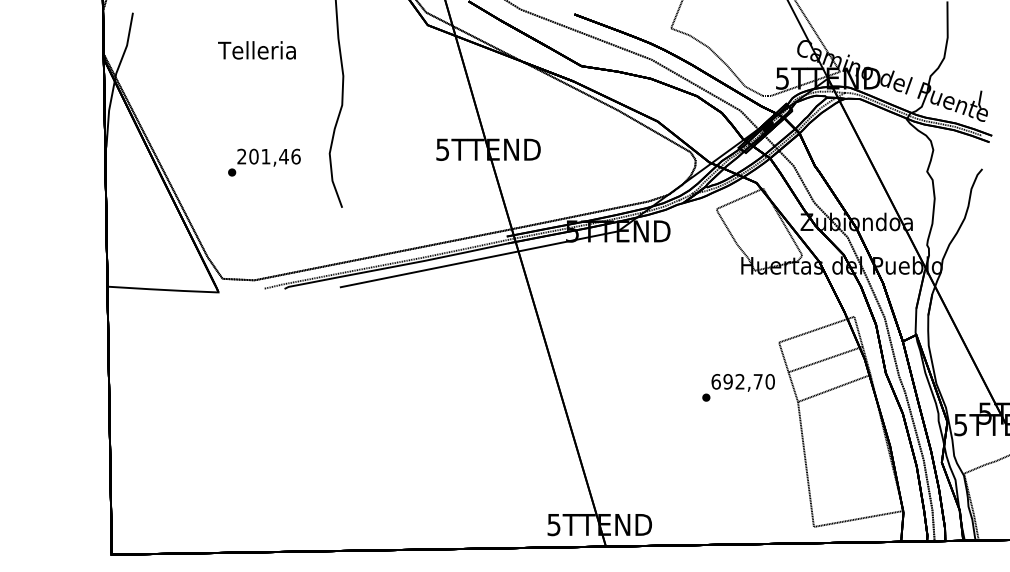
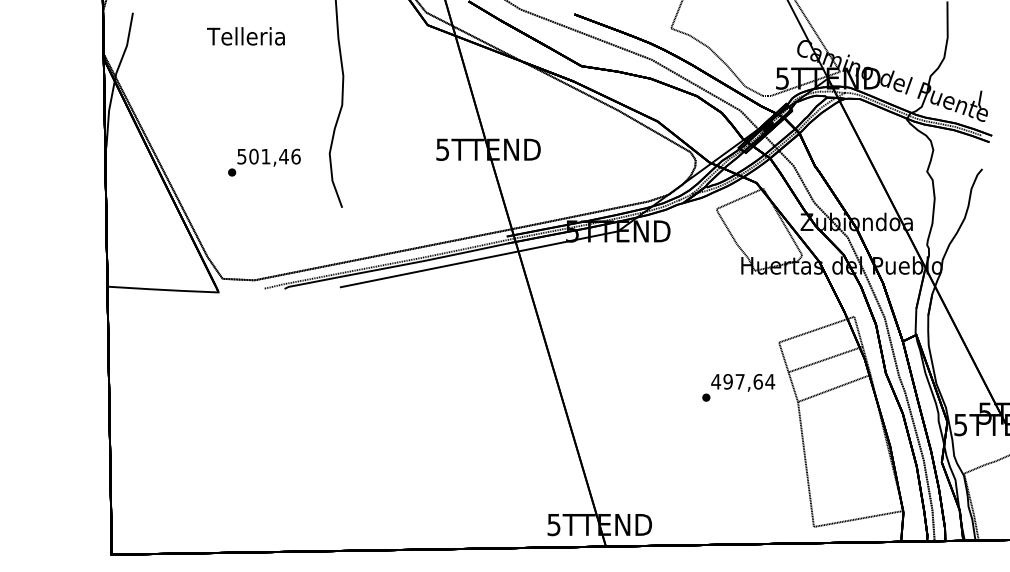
text position: (256, 50) -> (245, 36) (245, 36)
text: 201,46 -> 501,46 (241, 156)
text: 692,70 -> 497,64 (743, 381)
